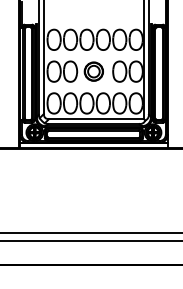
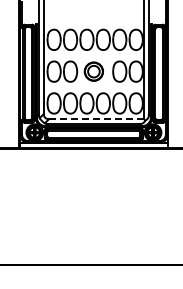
line: solid -> dashed (96, 119)
line: present -> none (90, 233)
line: present -> none (90, 241)
